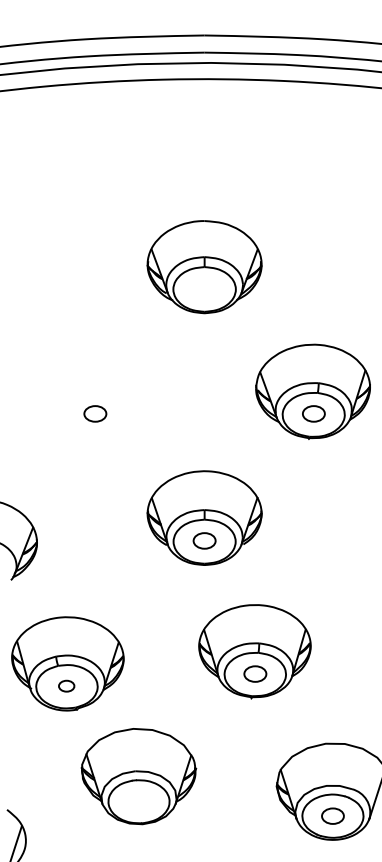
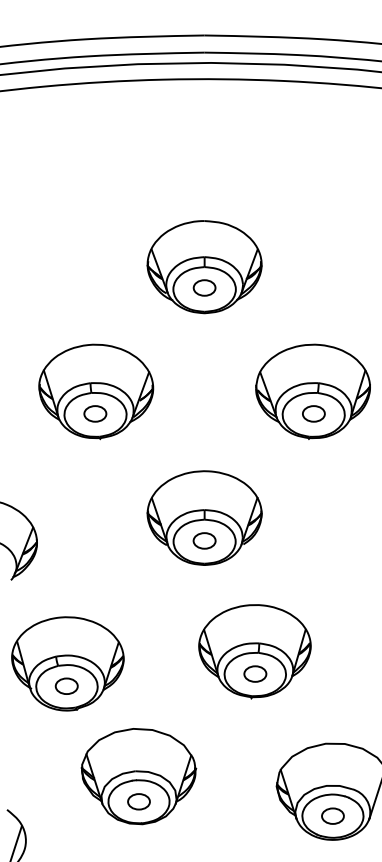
part: none -> present (204, 287)
part: none -> present (96, 391)
part size: 18x14 px -> 25x18 px (66, 685)
part: none -> present (138, 801)
